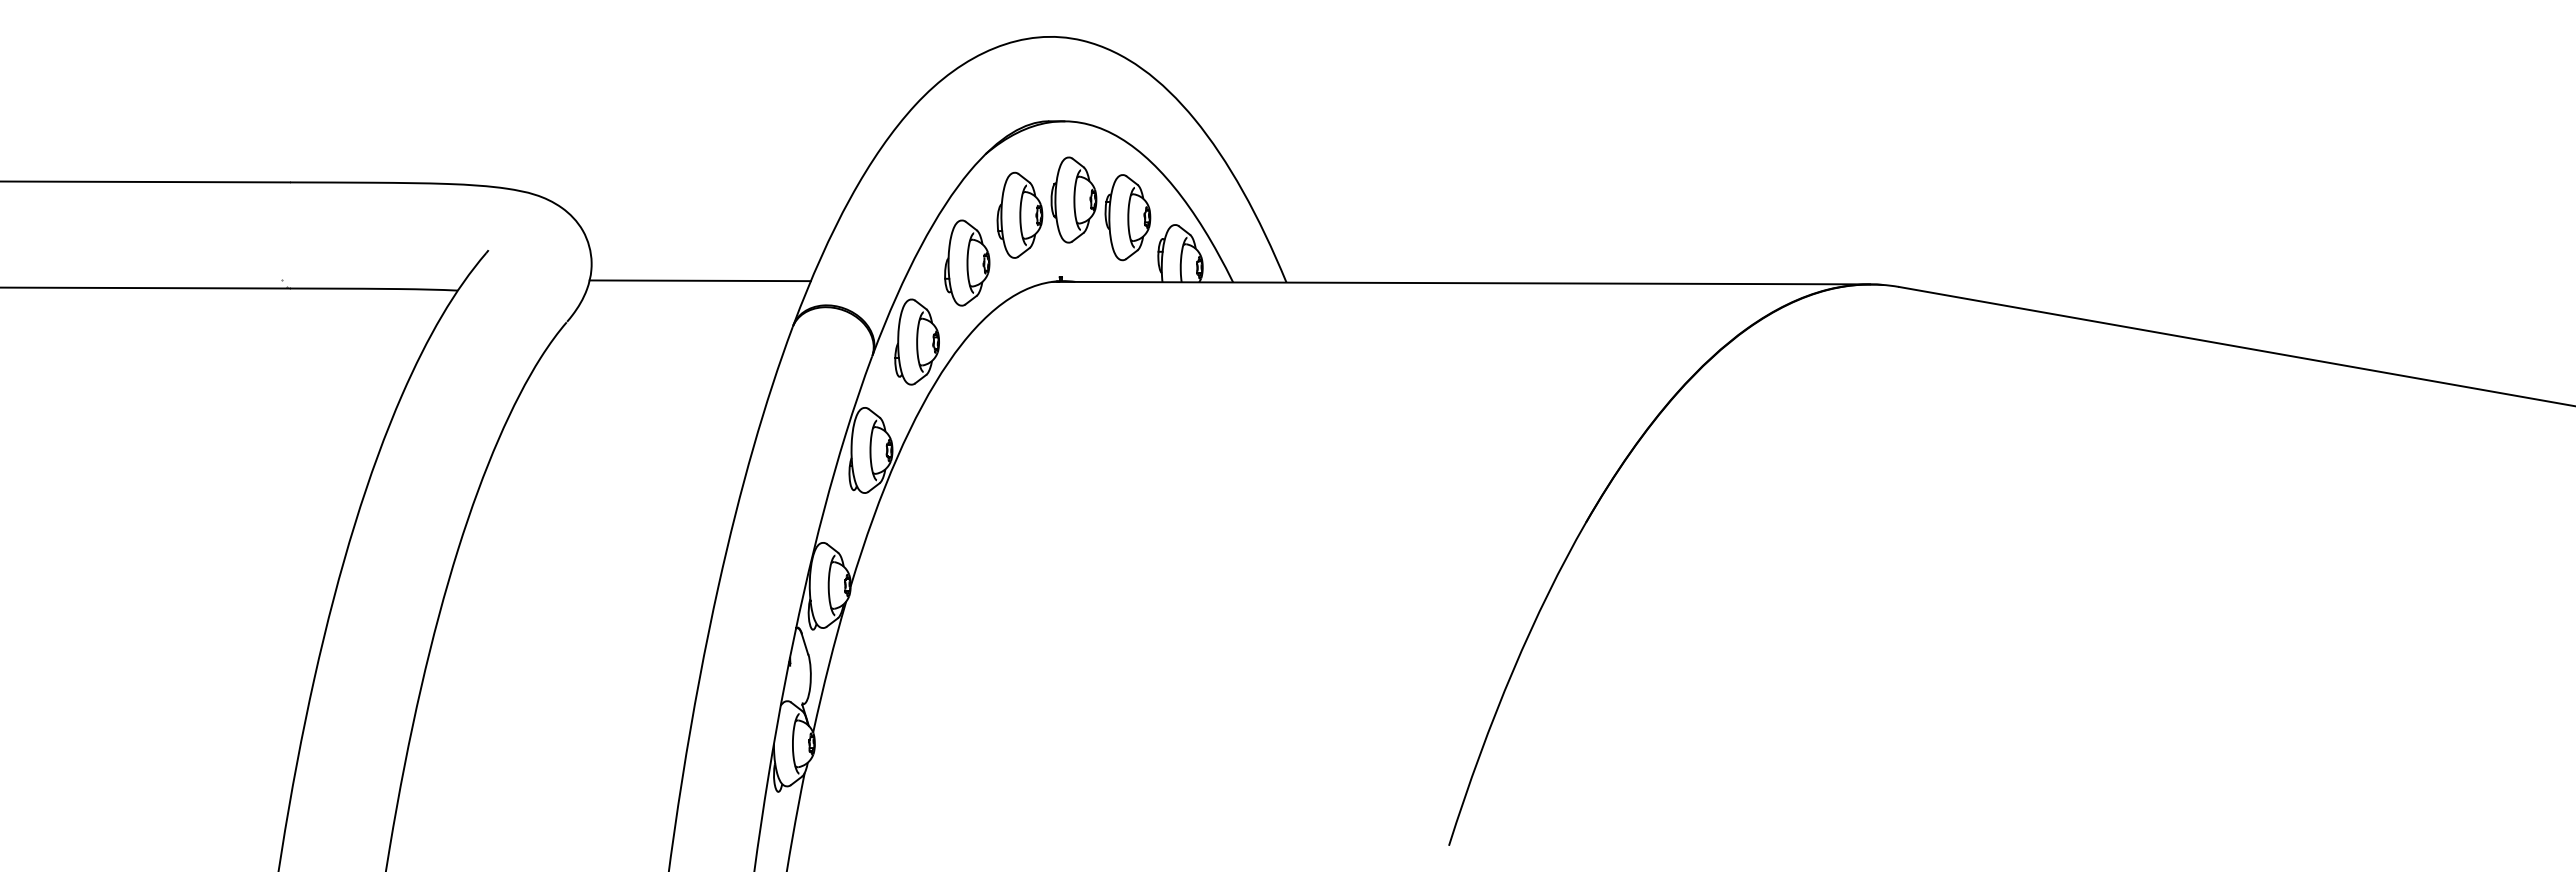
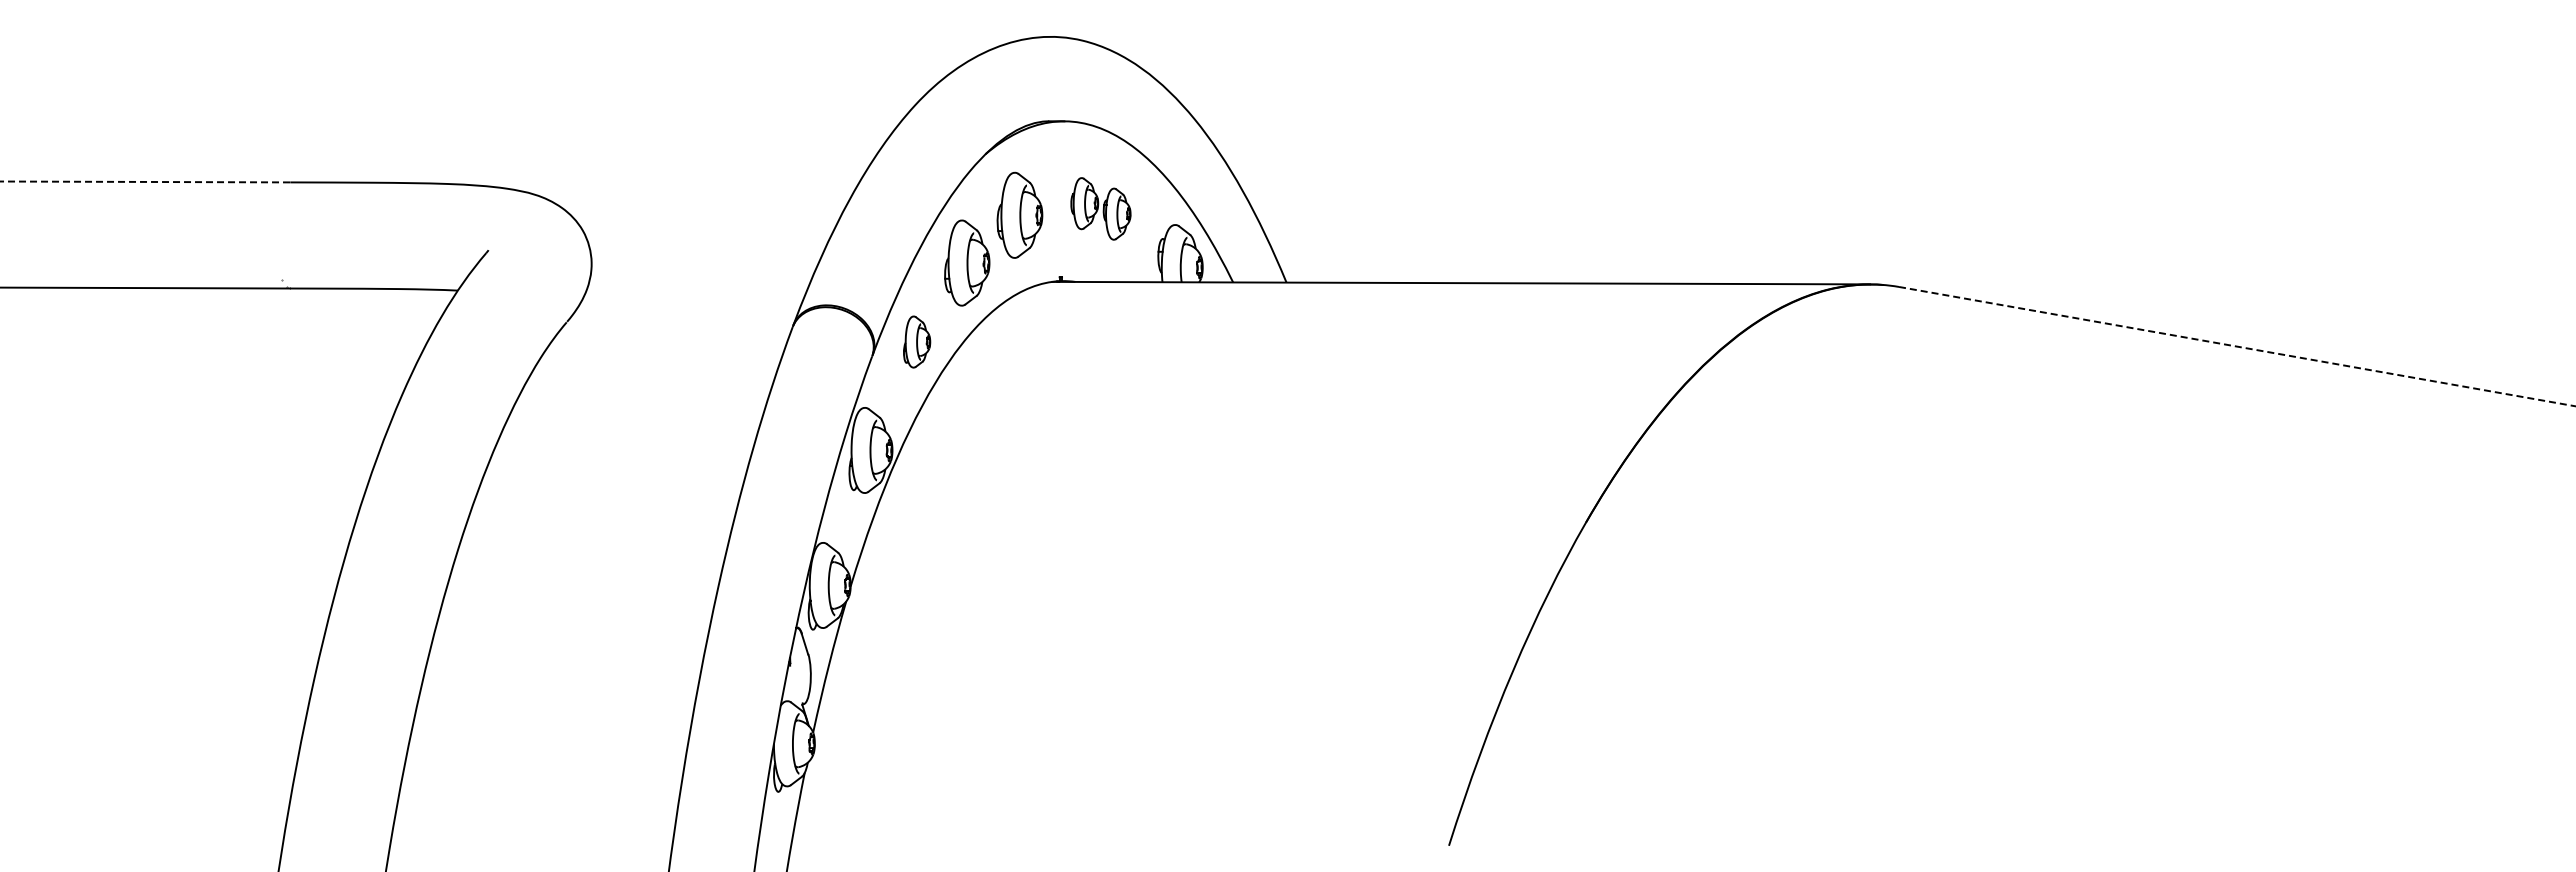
line: solid -> dashed (145, 181)
part size: 102x106 px -> 62x64 px (1100, 208)
line: present -> none (699, 280)
part size: 46x88 px -> 29x54 px (917, 341)
line: solid -> dashed (2237, 346)
